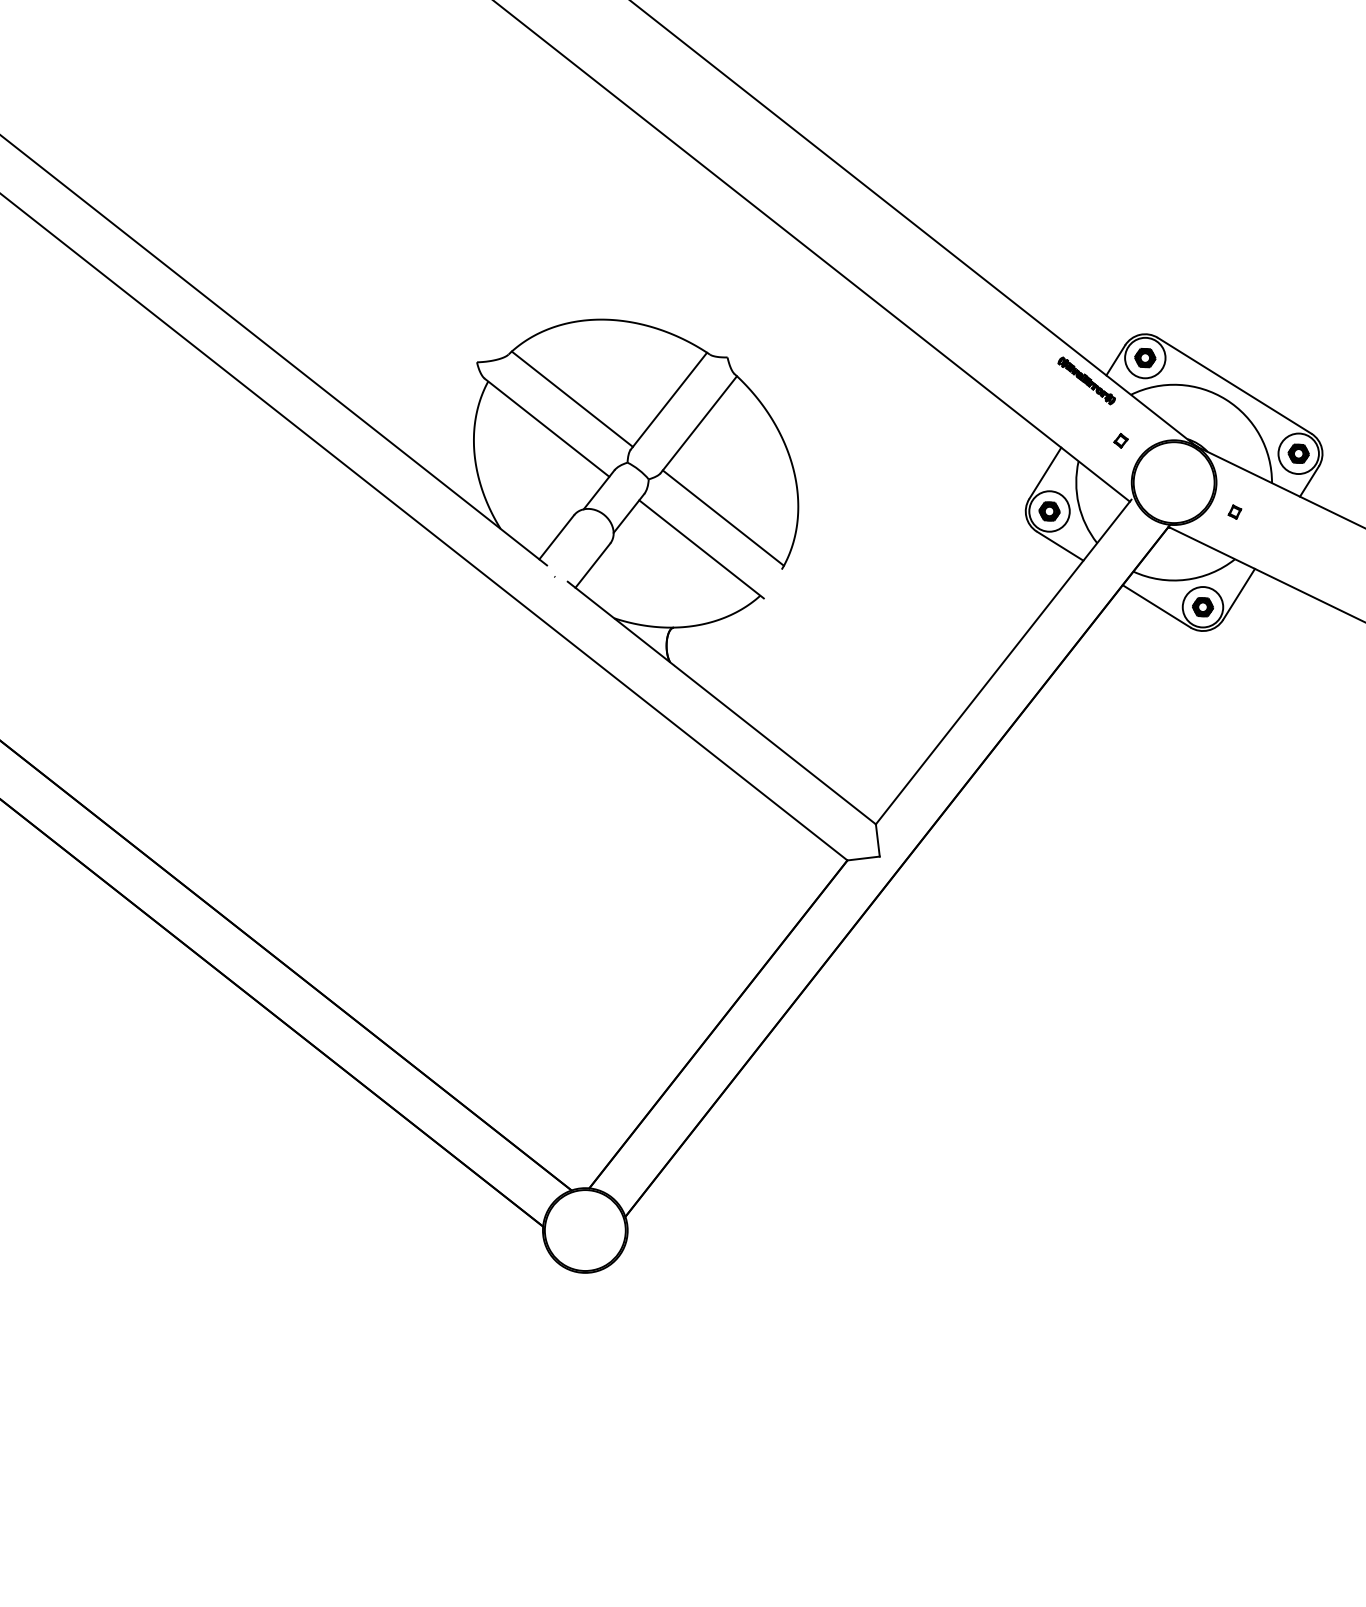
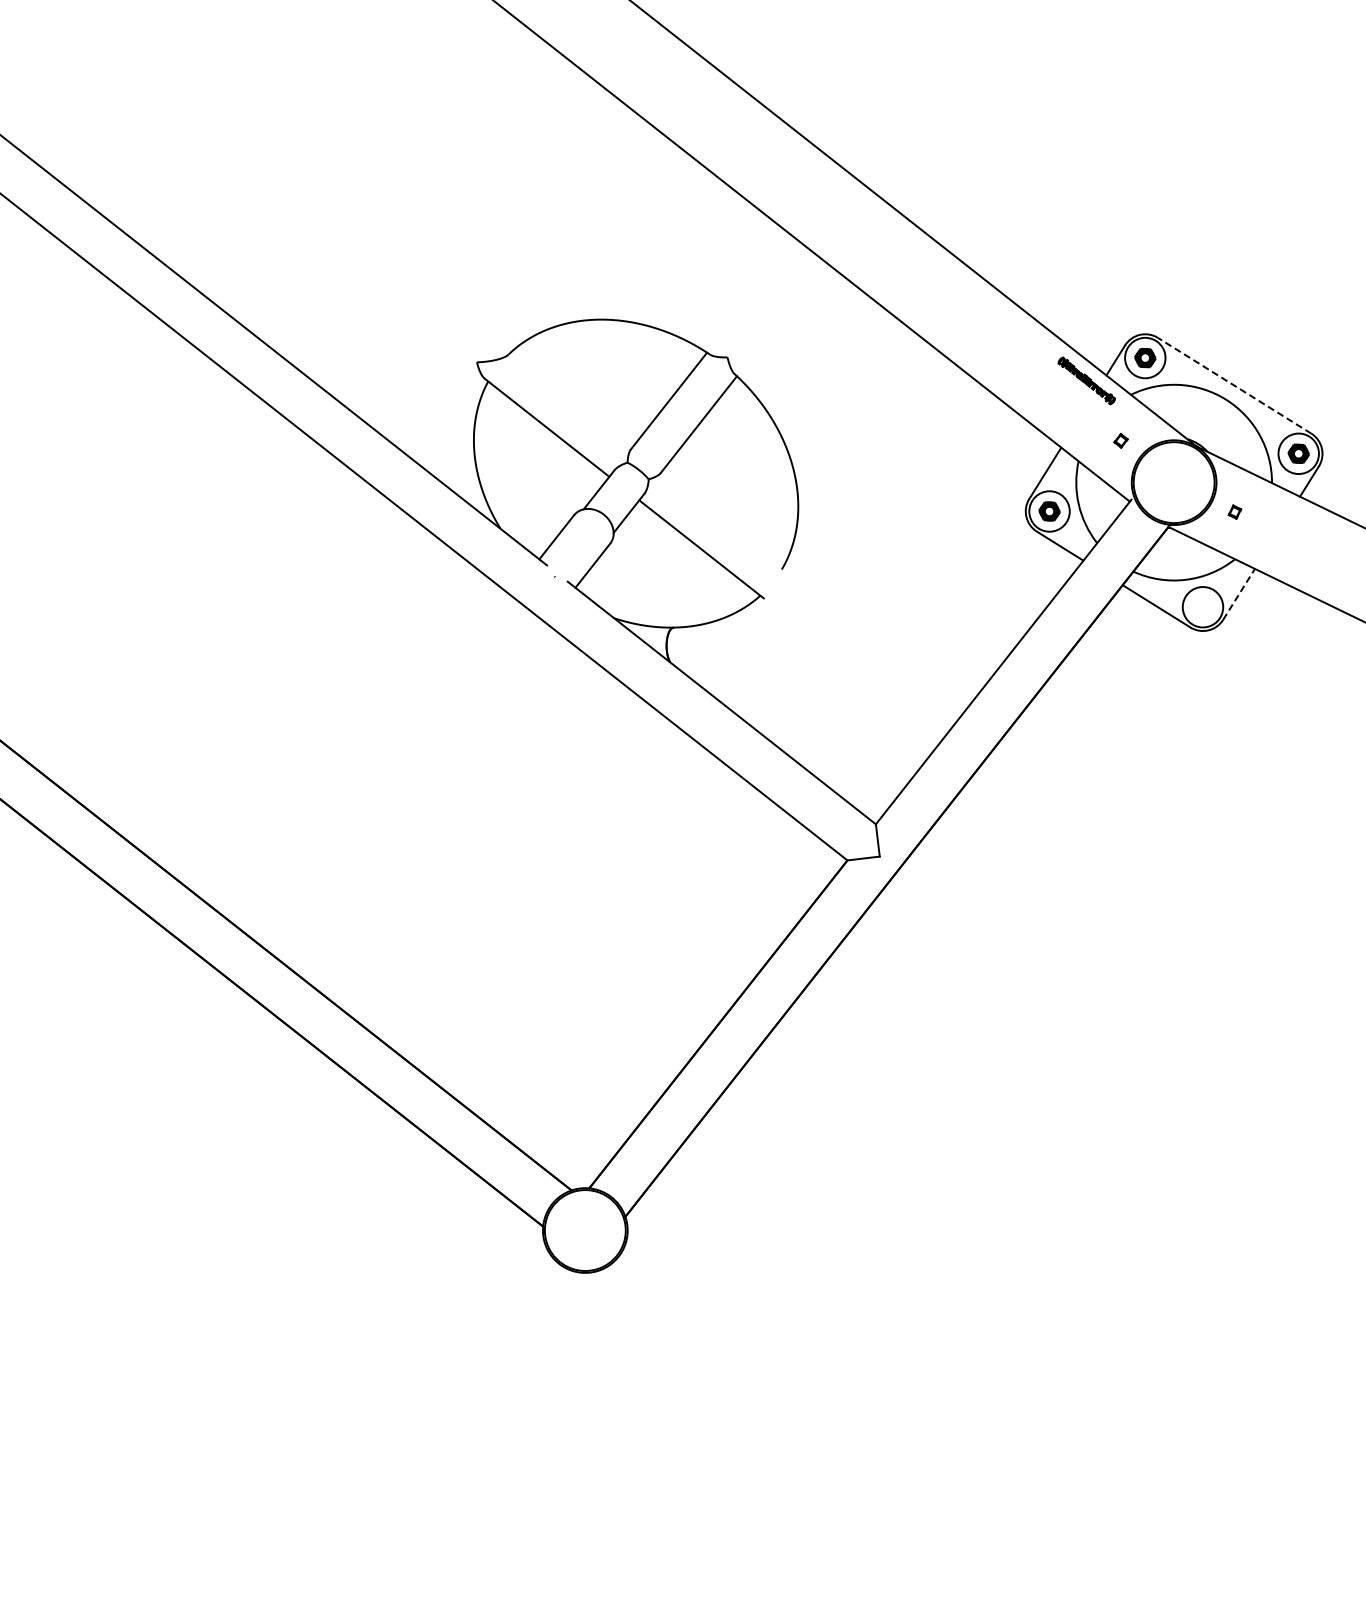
line: solid -> dashed (1234, 385)
line: present -> none (571, 398)
line: present -> none (722, 517)
line: solid -> dashed (1239, 593)
part: present -> none (1202, 607)
